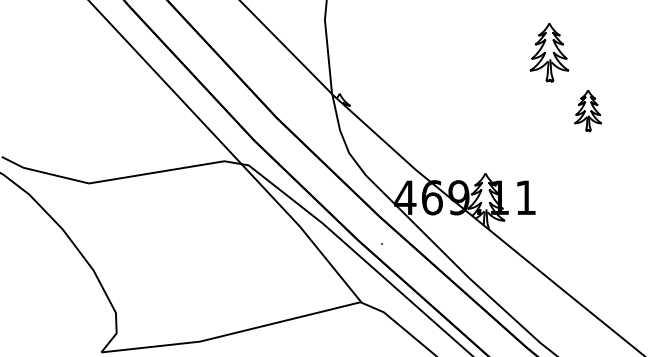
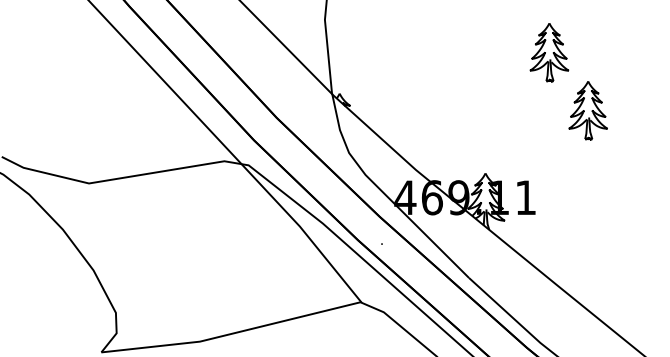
part size: 28x43 px -> 40x60 px (587, 110)
